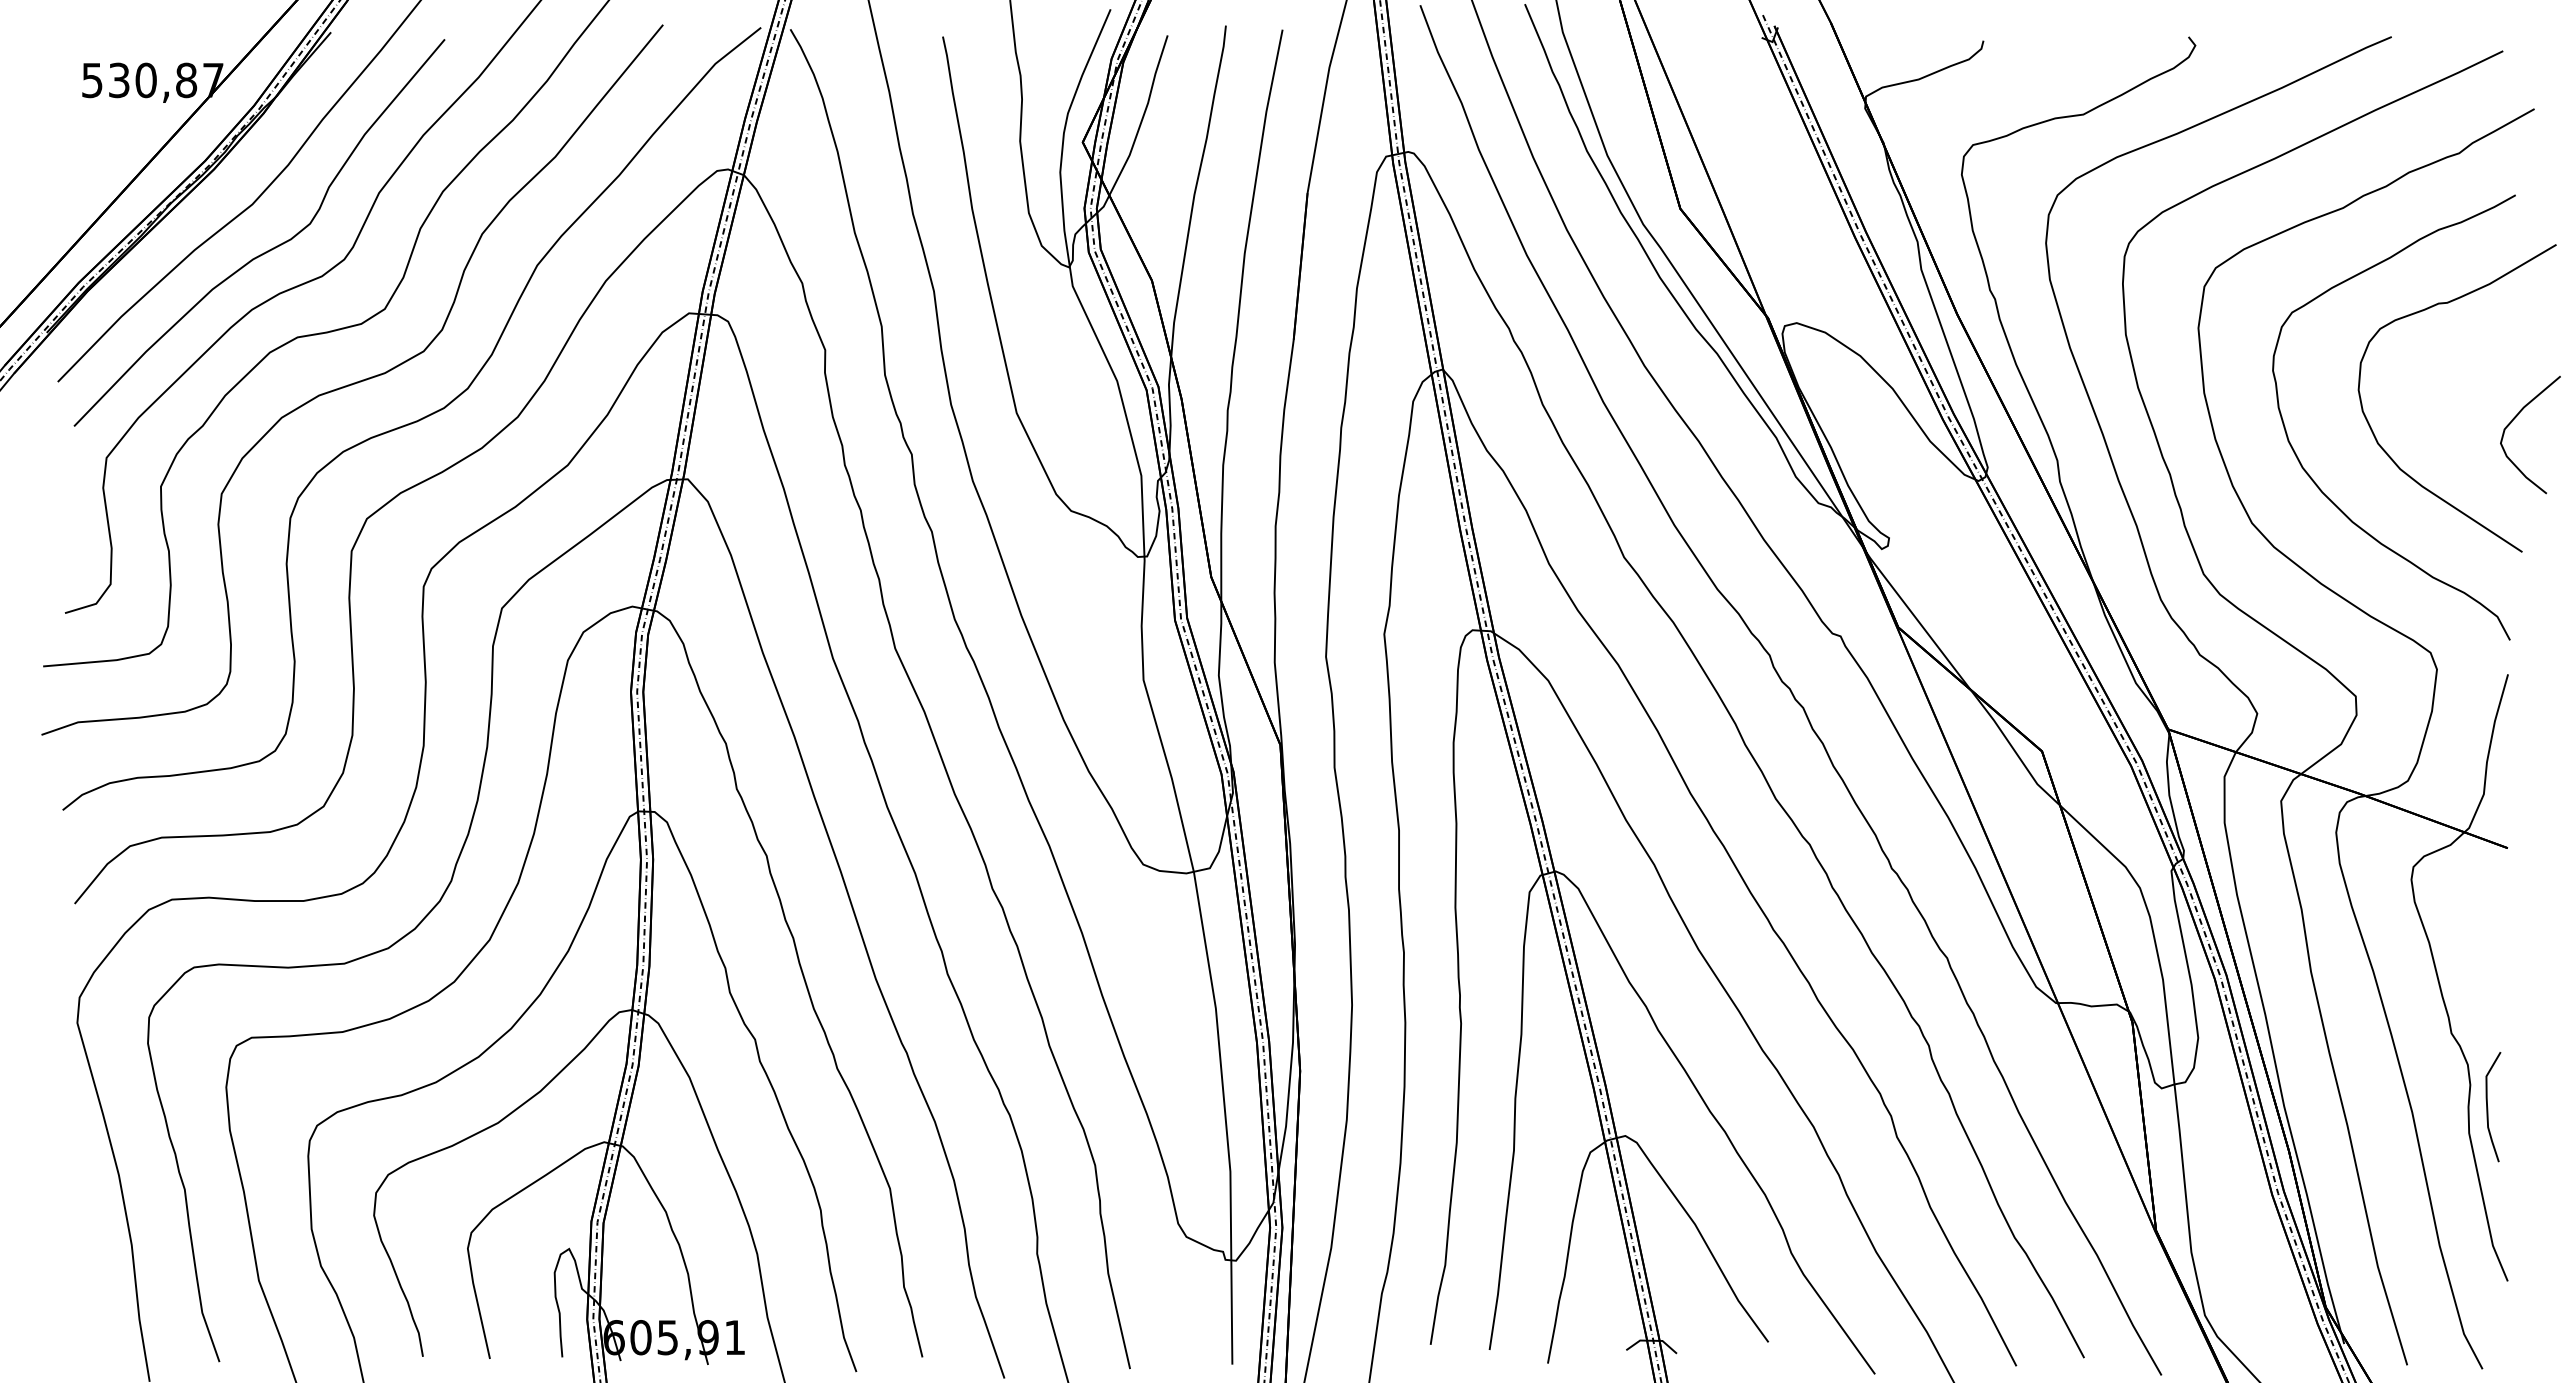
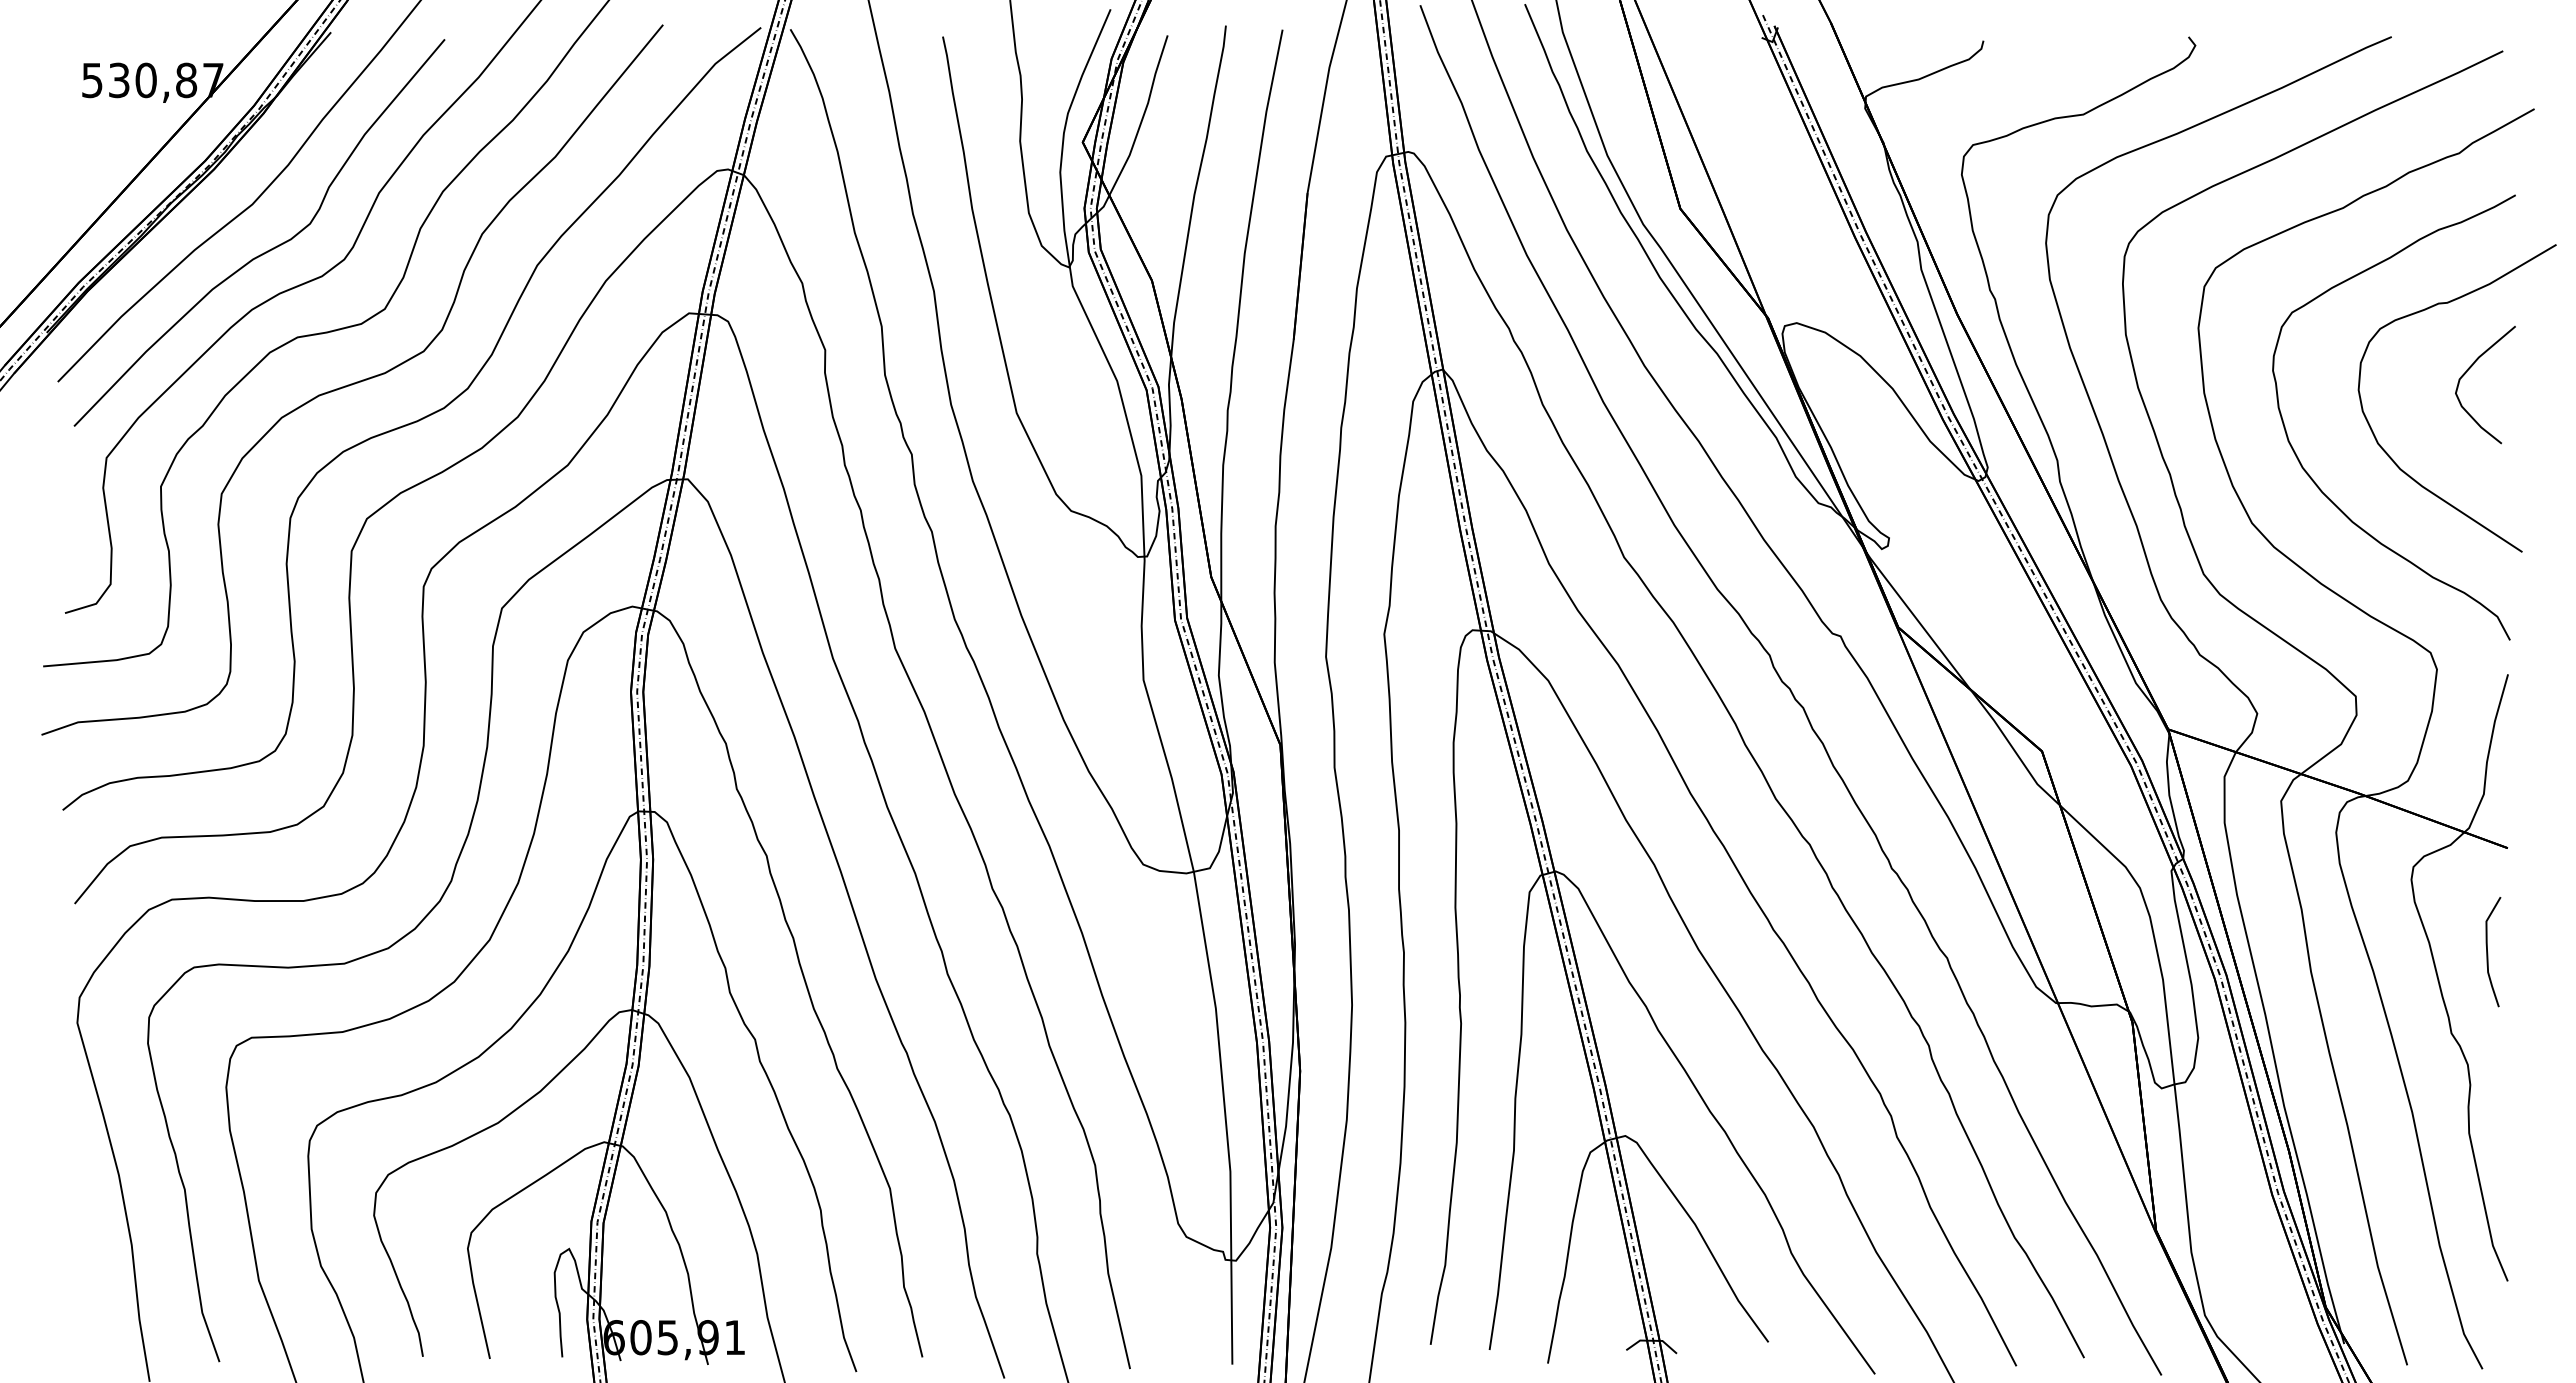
curve position: (2511, 423) -> (2466, 373) (2466, 373)
curve position: (2488, 1107) -> (2488, 952) (2488, 952)
